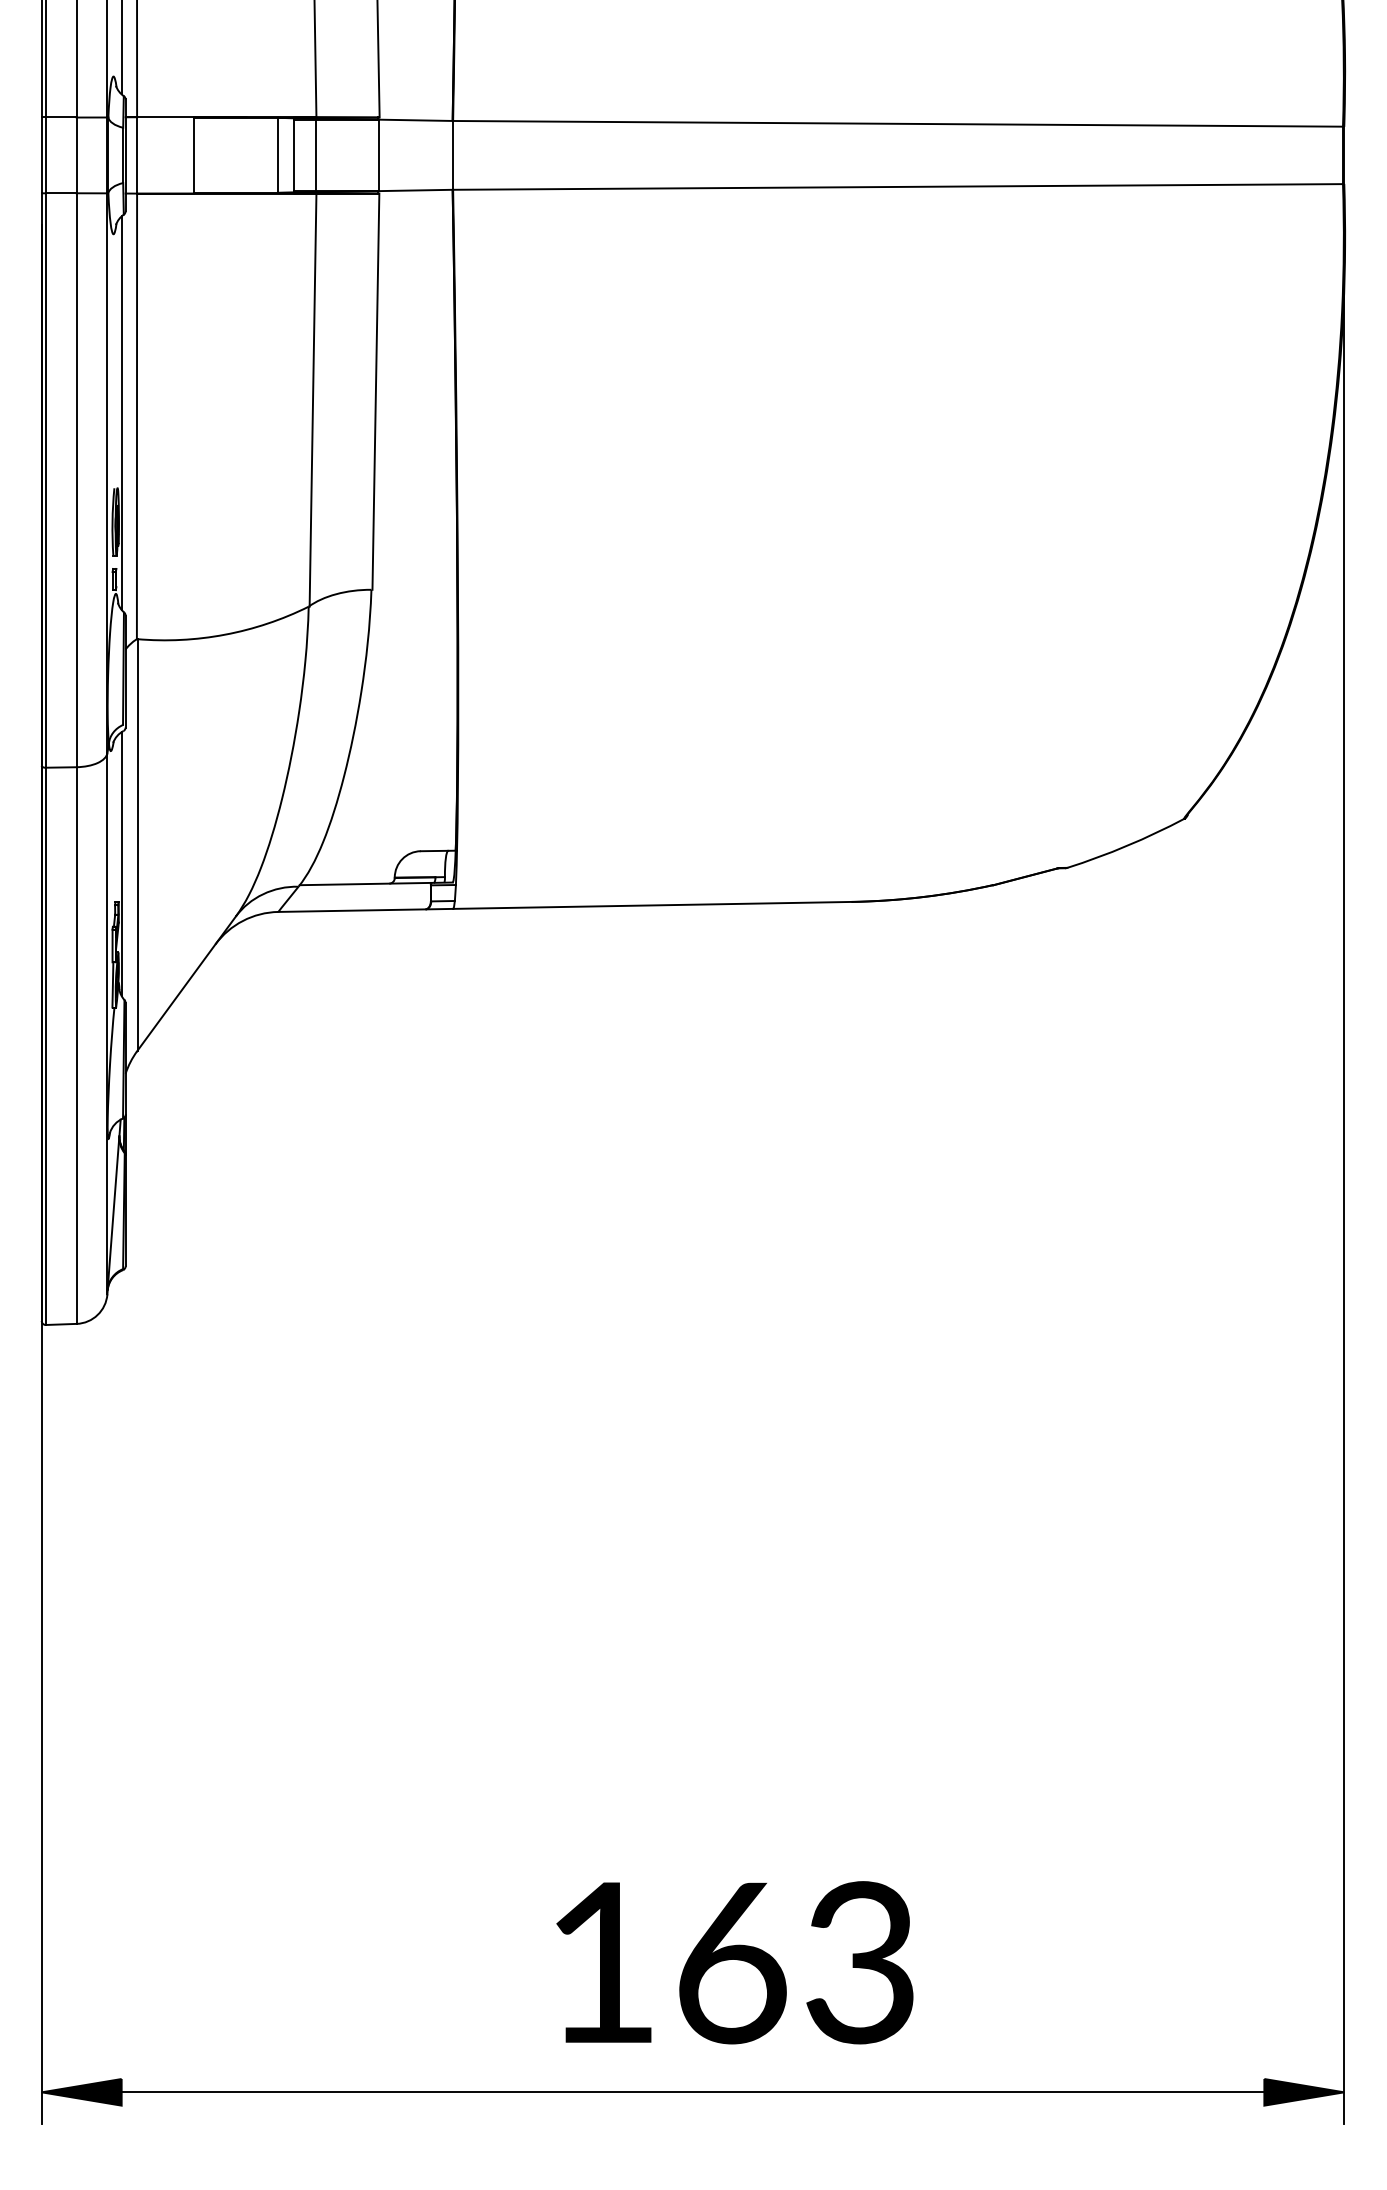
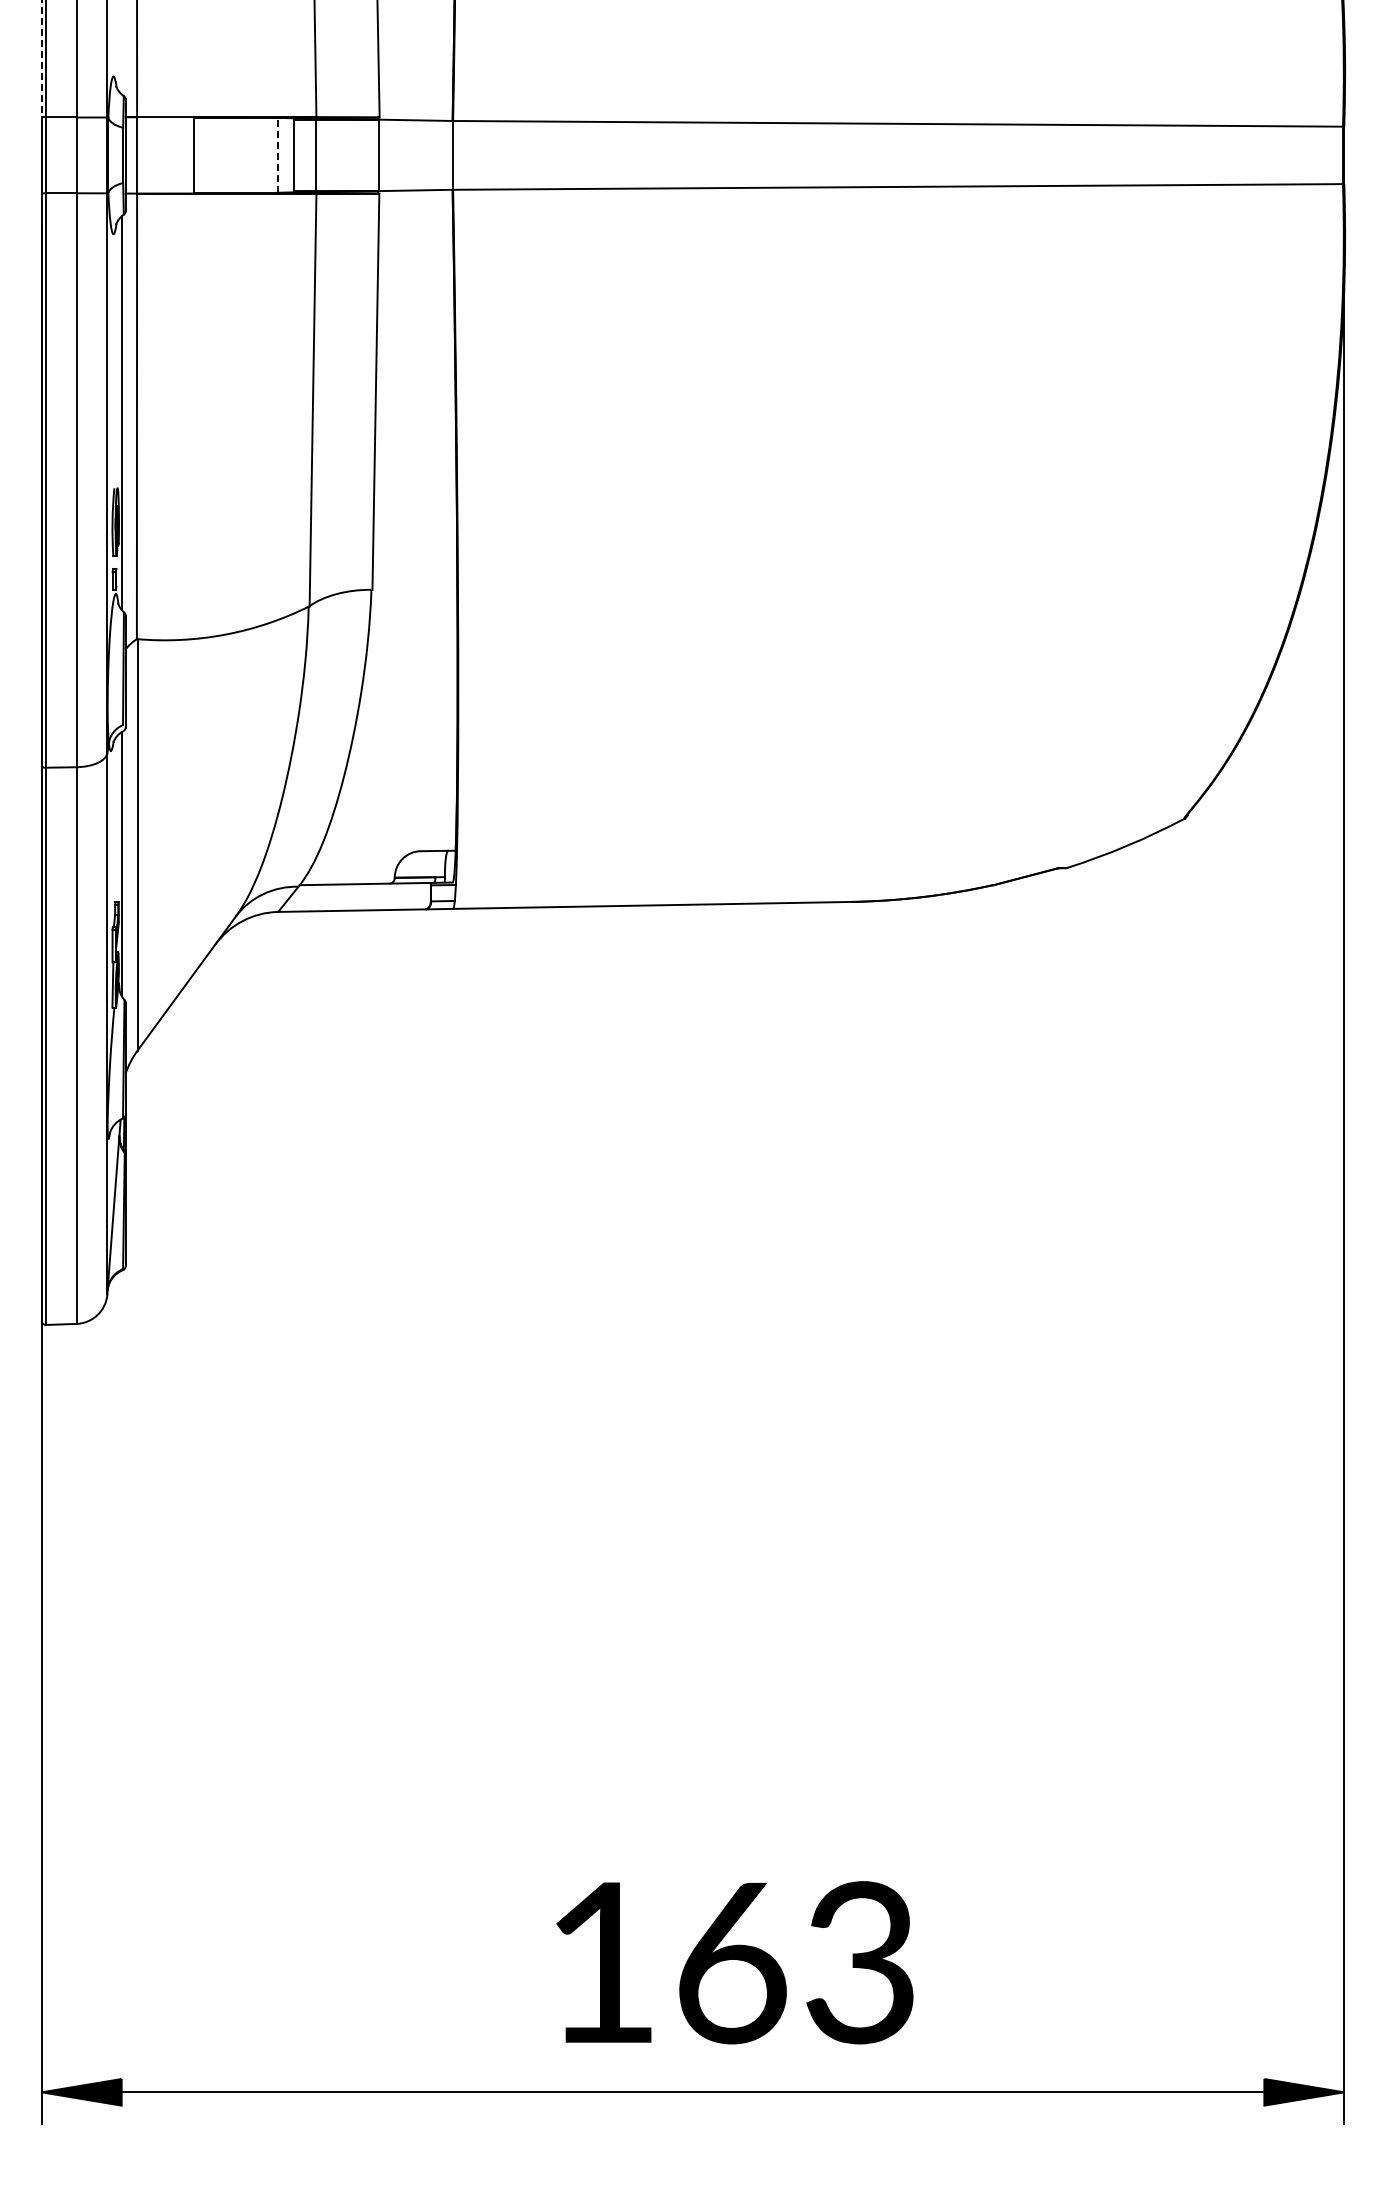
line: present -> none (121, 48)
line: solid -> dashed (41, 59)
line: solid -> dashed (277, 154)
